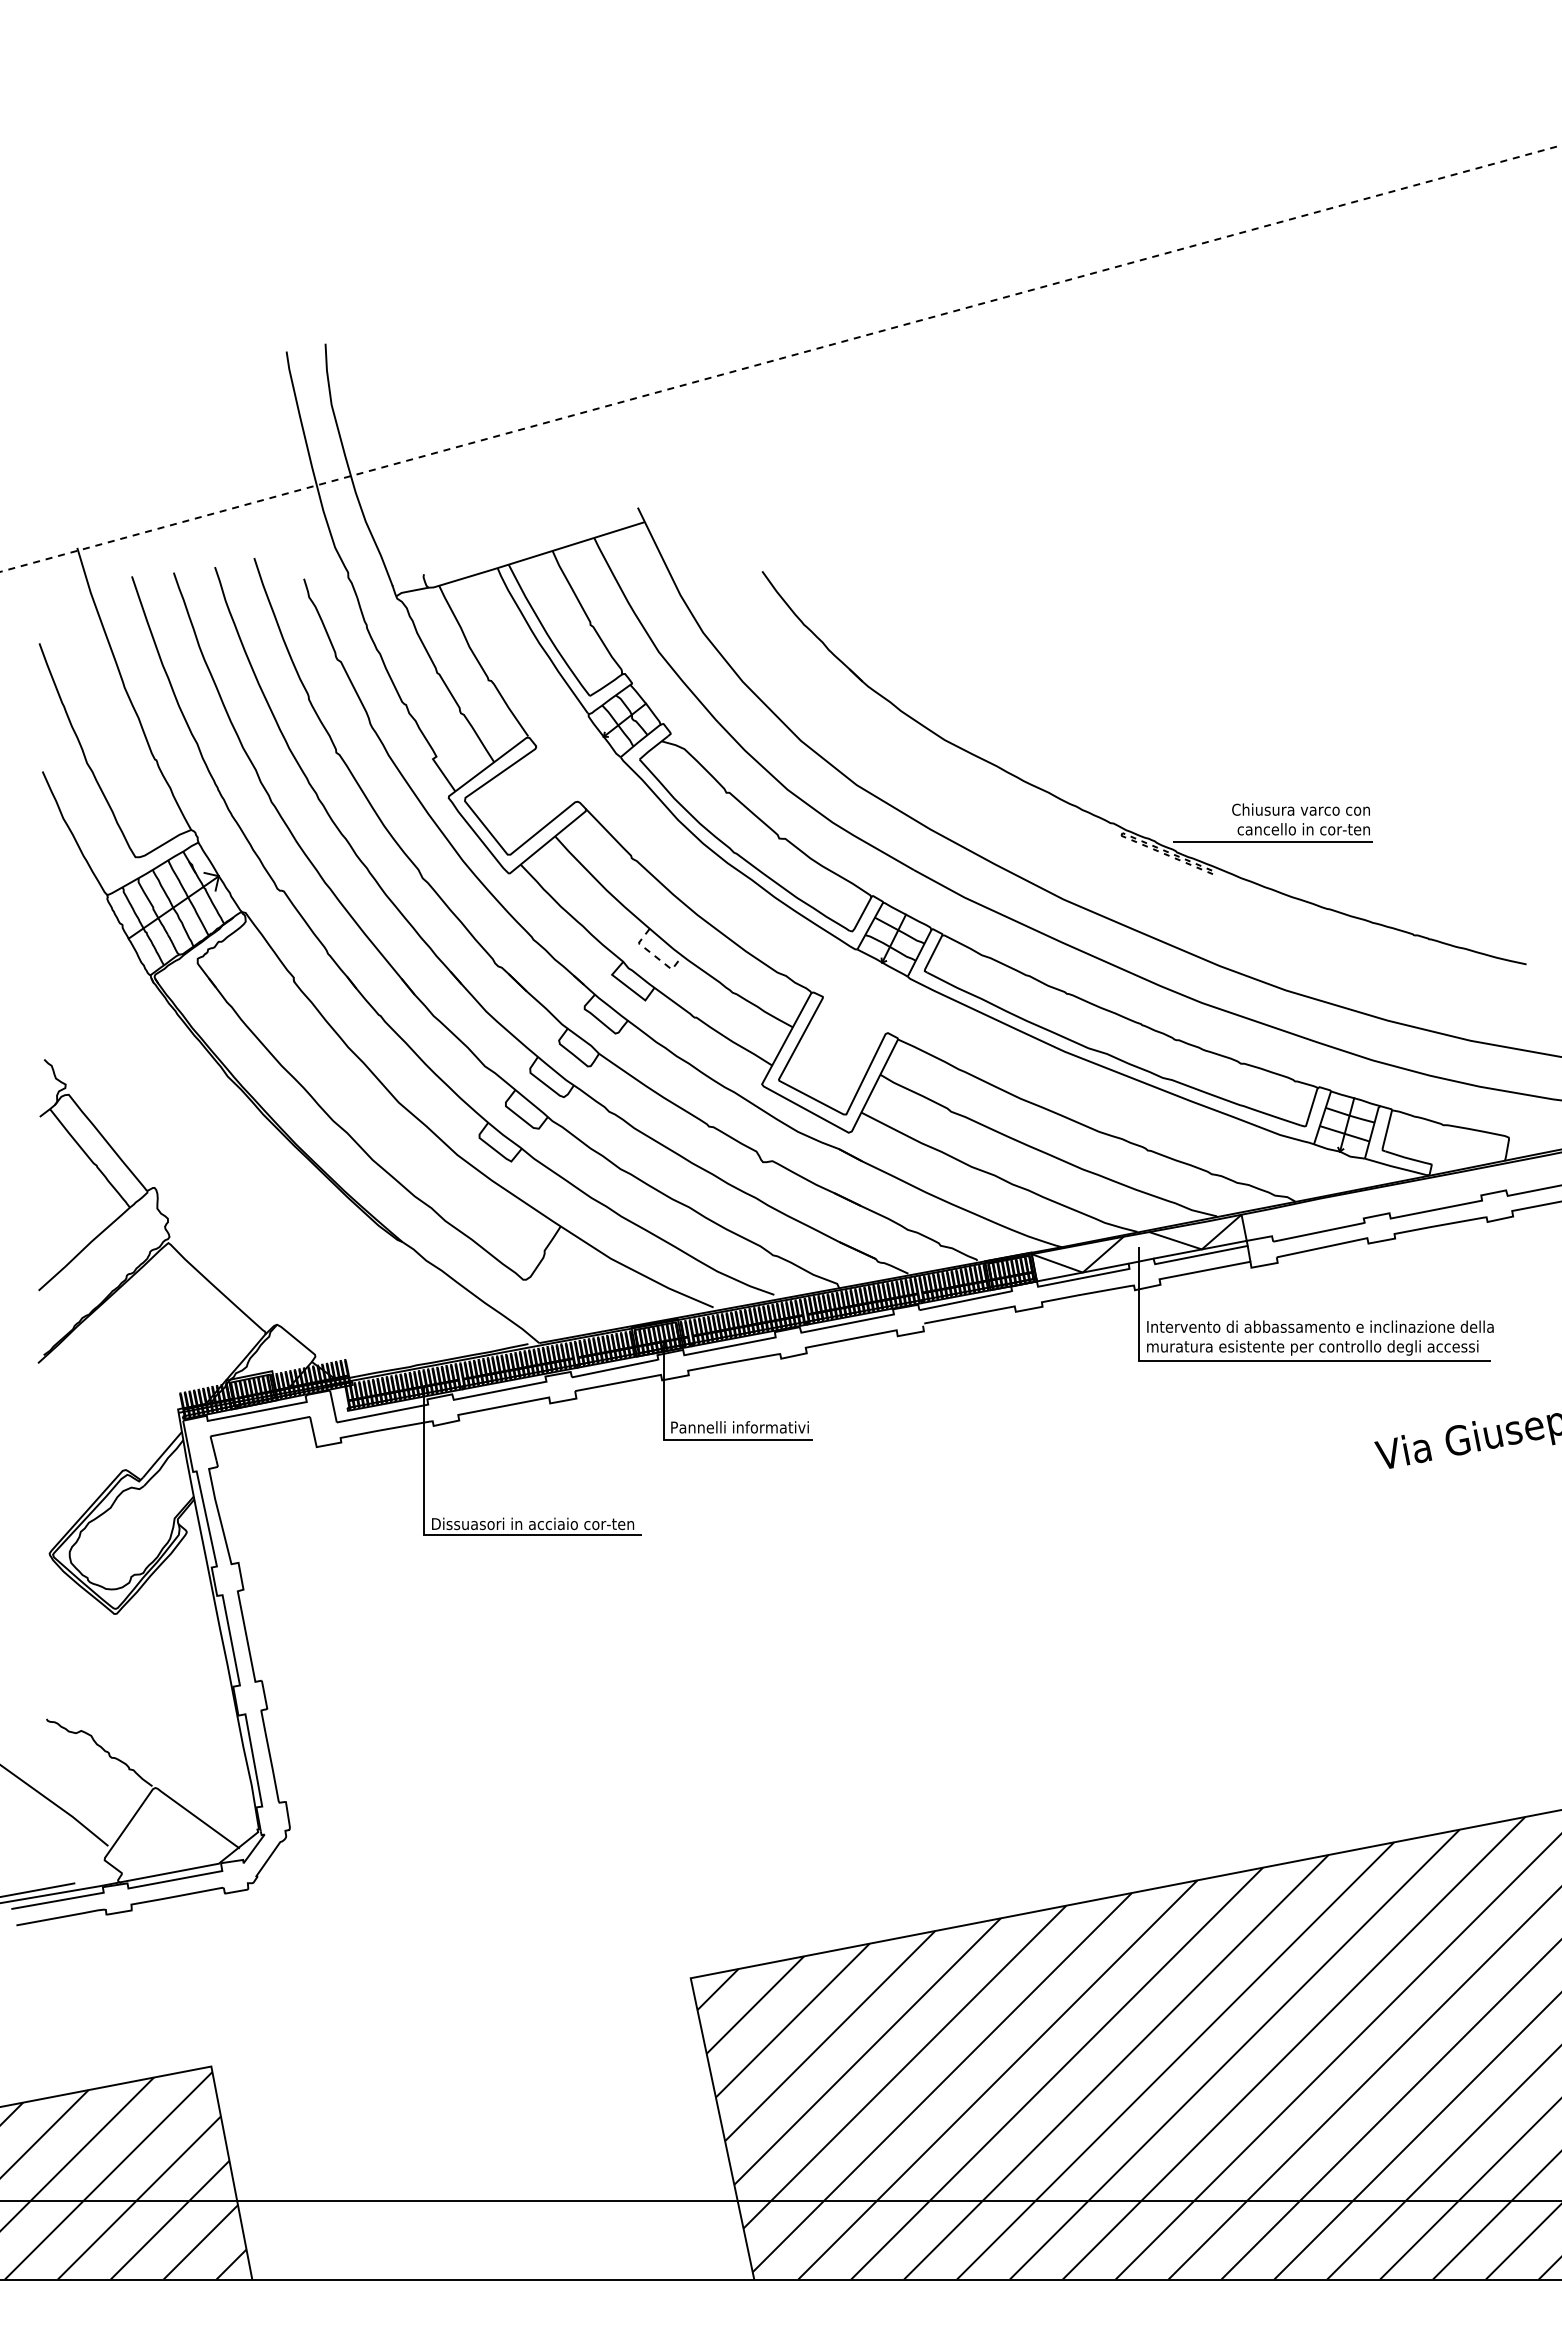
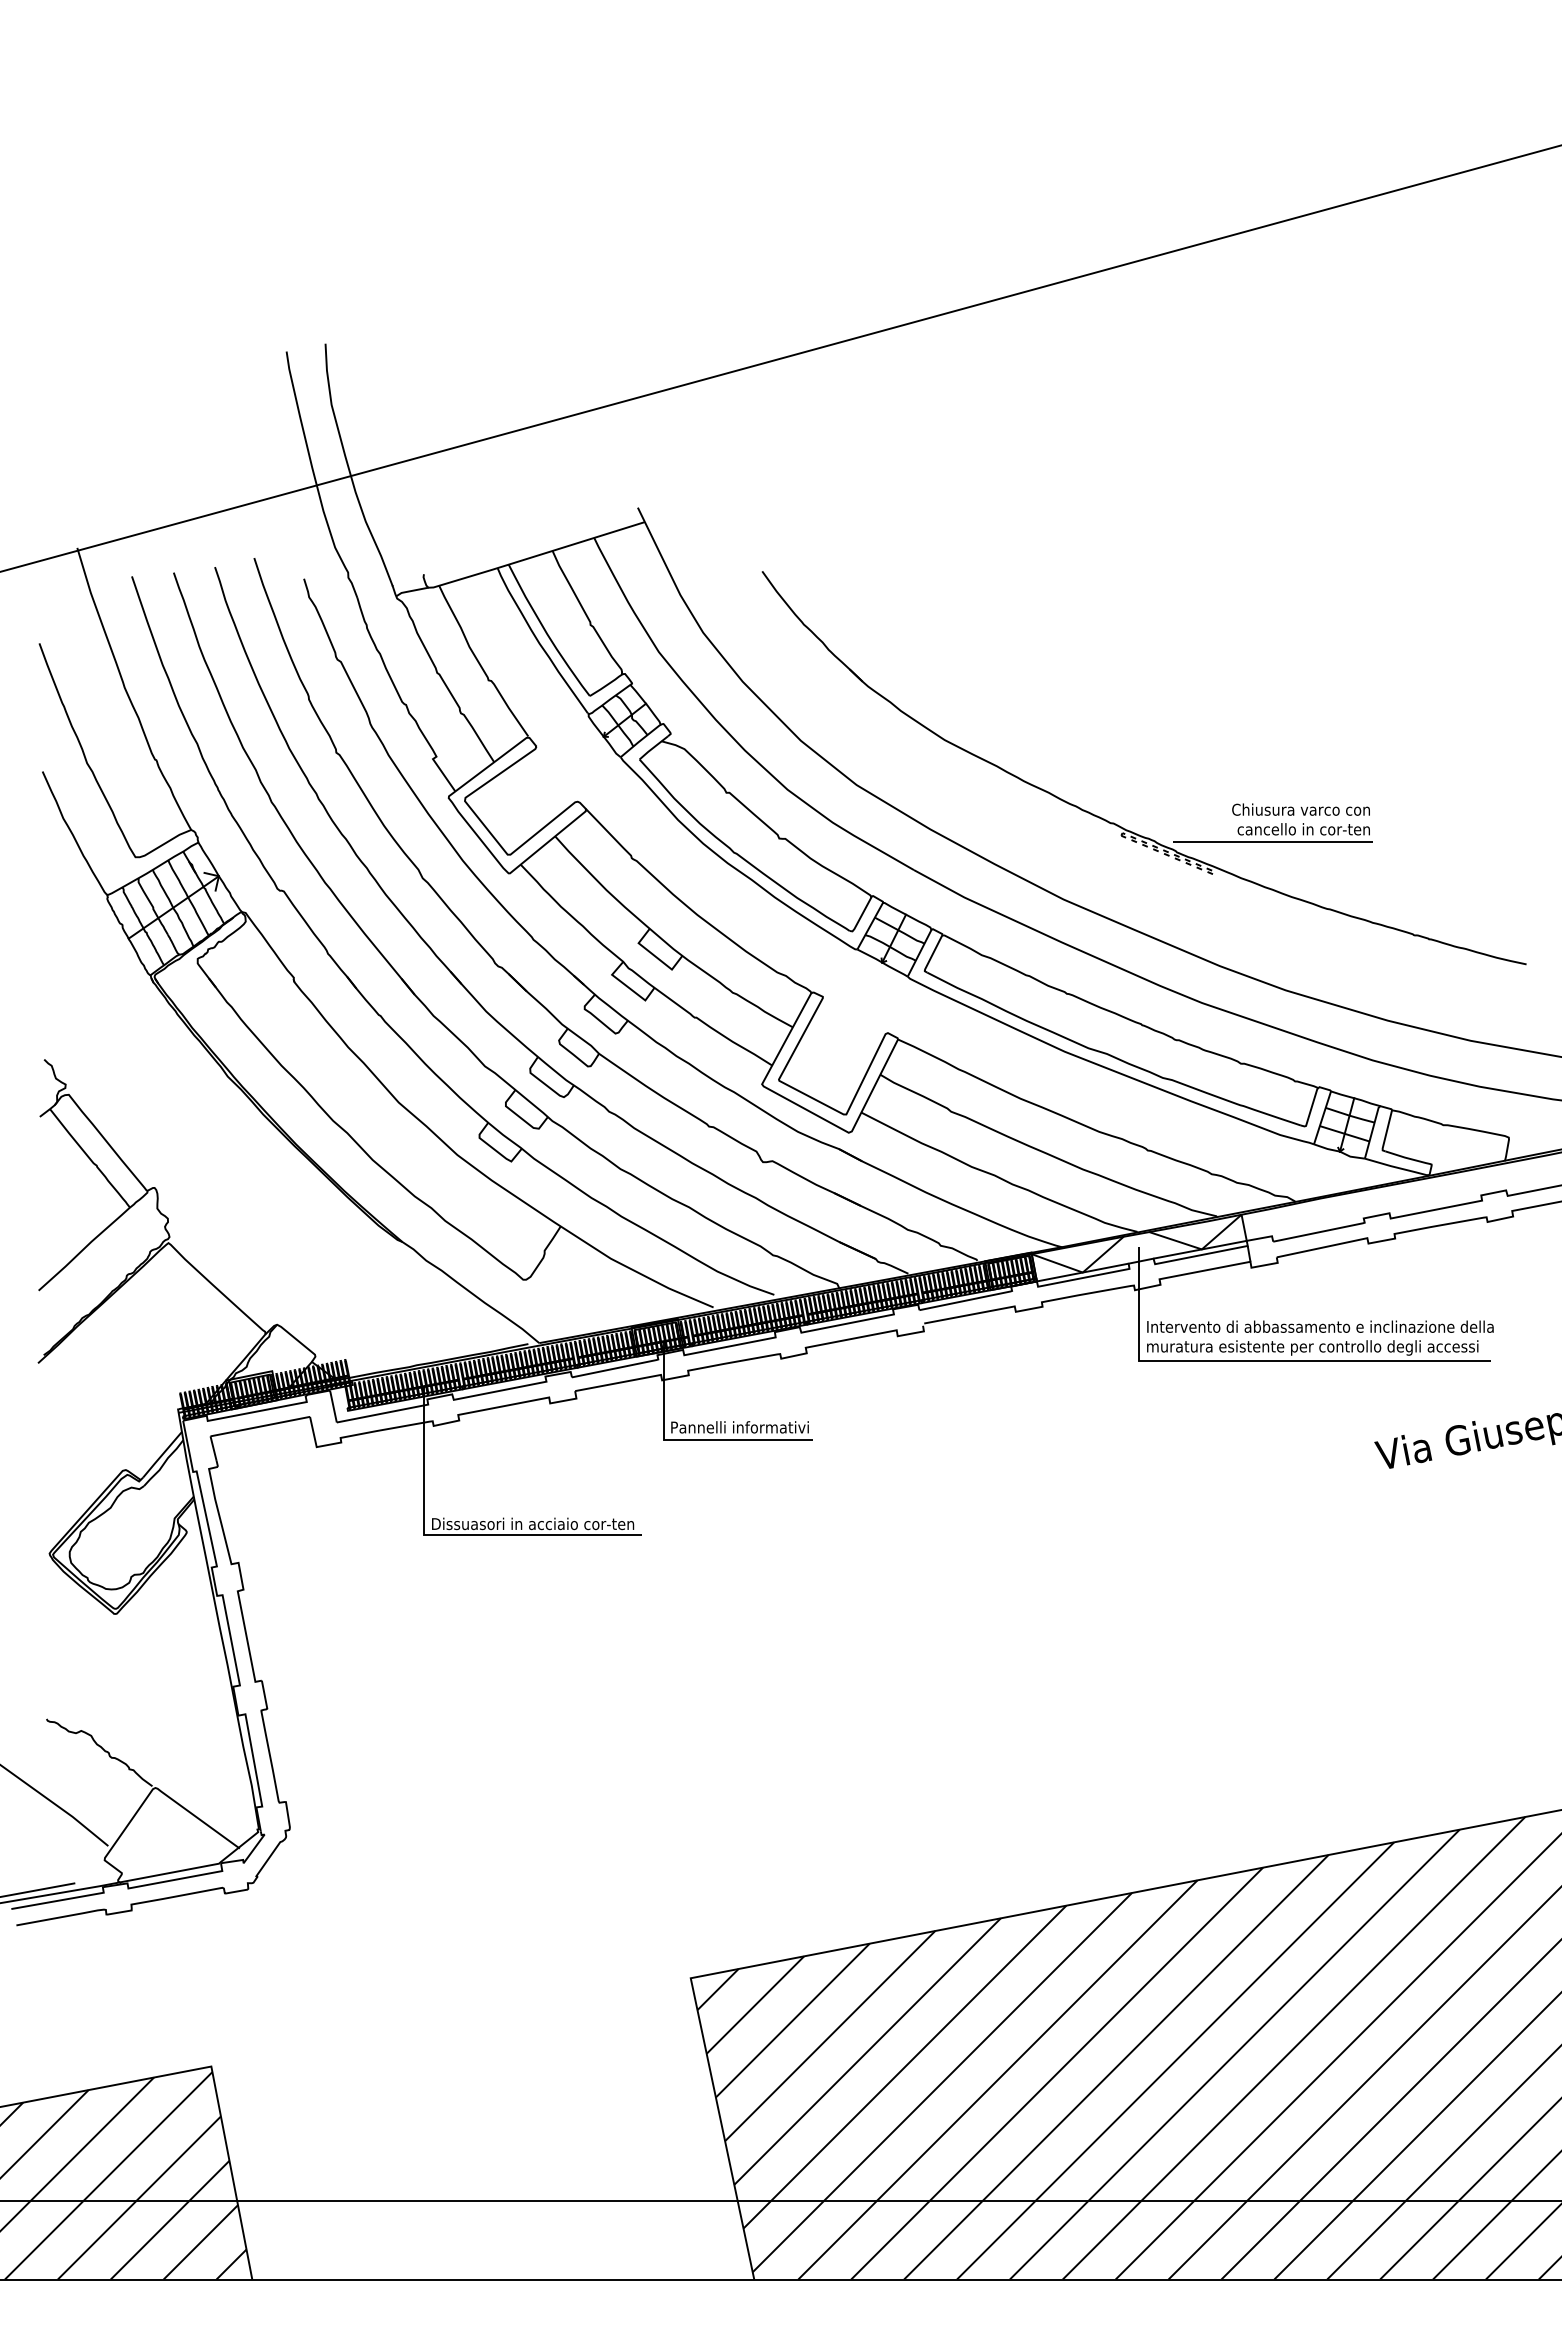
line: dashed -> solid (780, 358)
line: dashed -> solid (654, 956)
